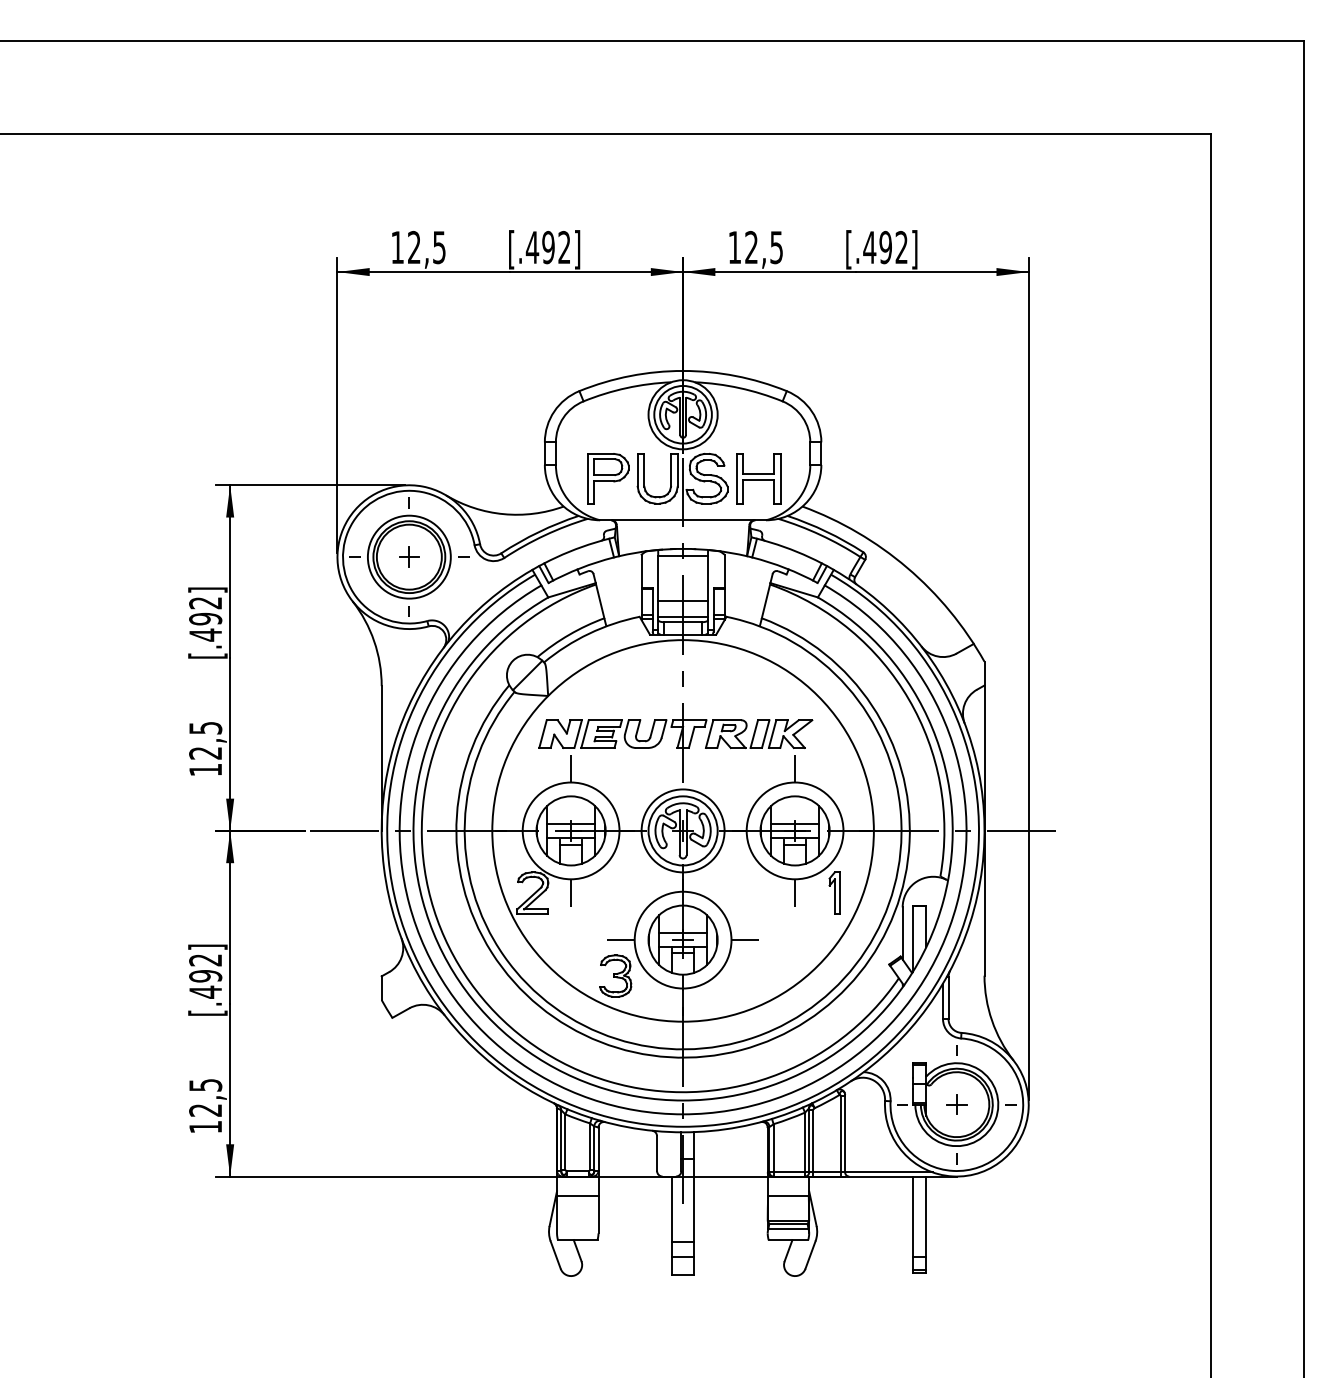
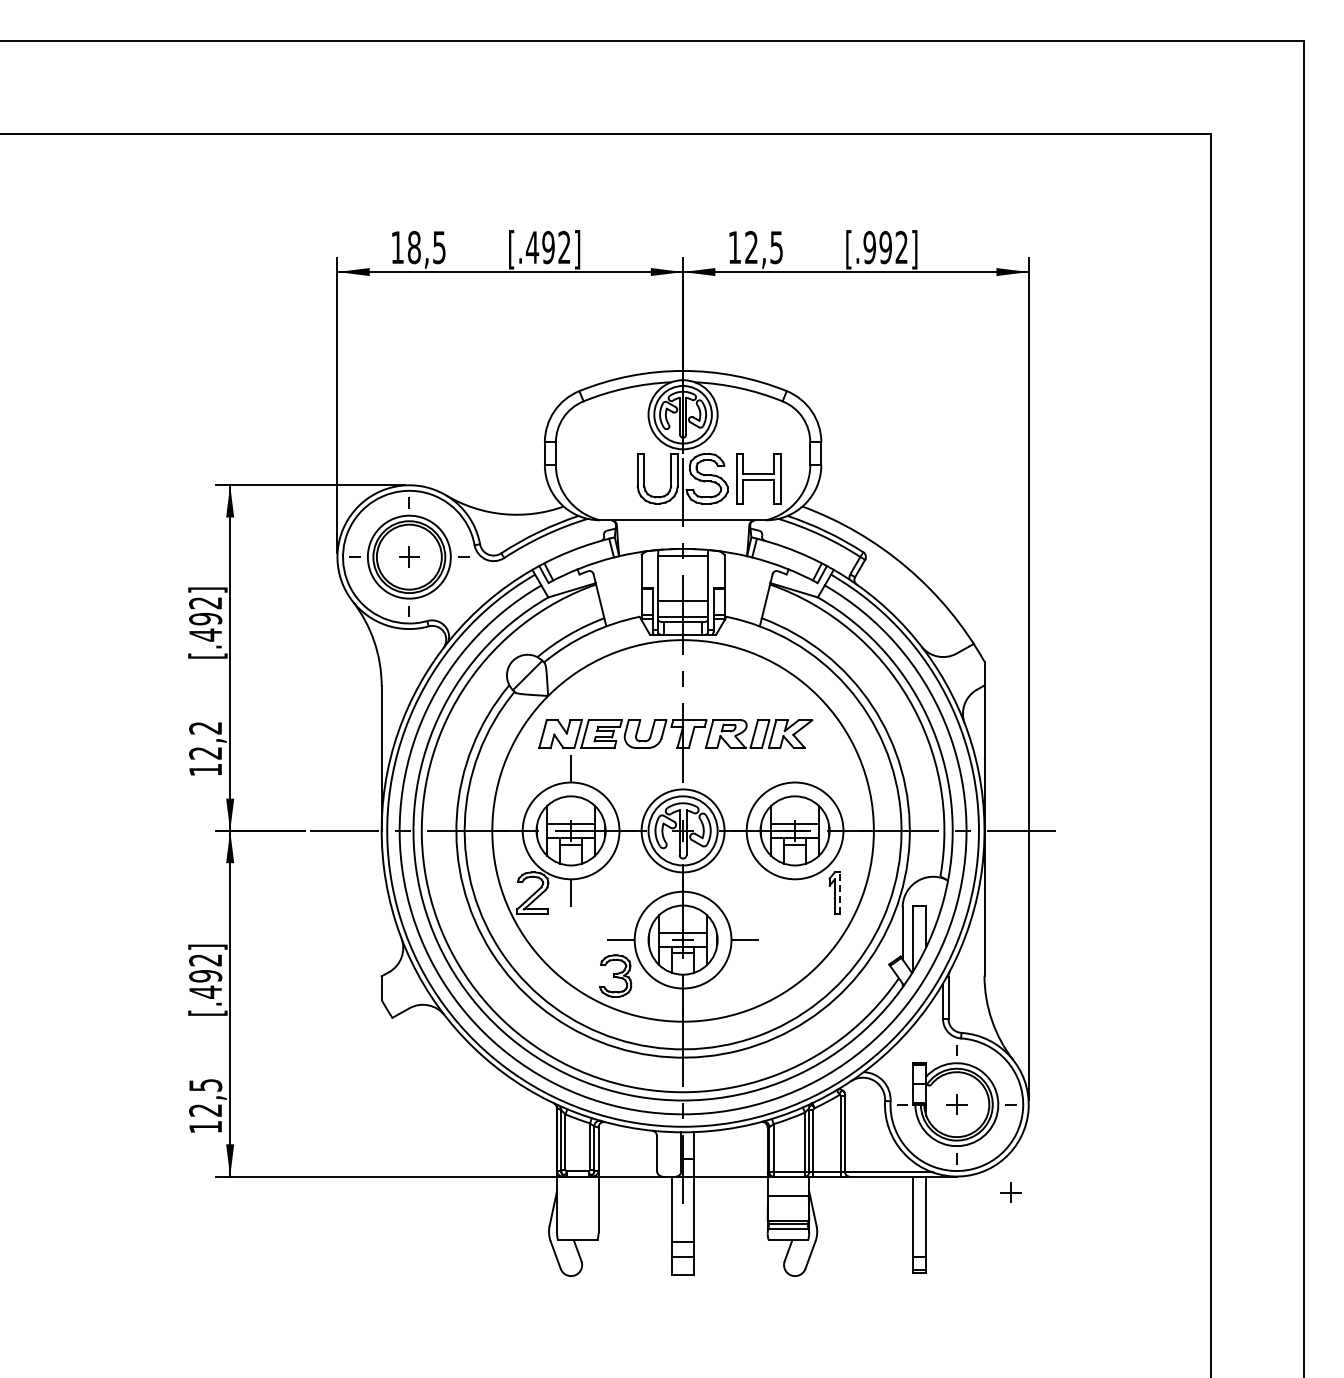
text: 12,5 -> 18,5 (413, 247)
text: [.492] -> [.992] (869, 247)
part: present -> none (608, 478)
text: 12,5 -> 12,2 (205, 728)
line: present -> none (795, 768)
line: present -> none (795, 892)
line: solid -> dashed (840, 893)
part: none -> present (1010, 1192)
line: present -> none (577, 1195)
